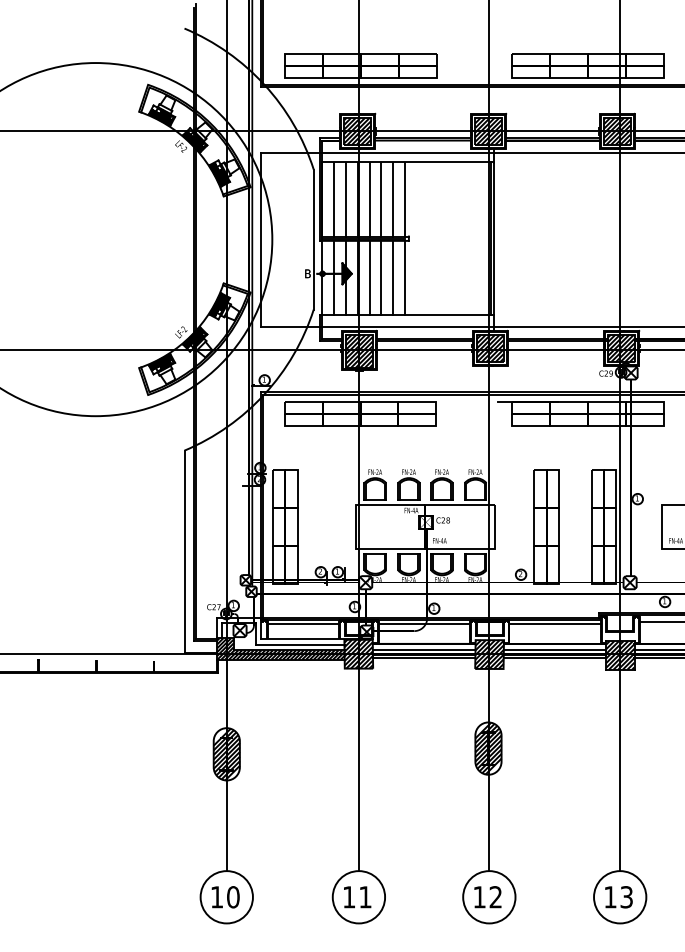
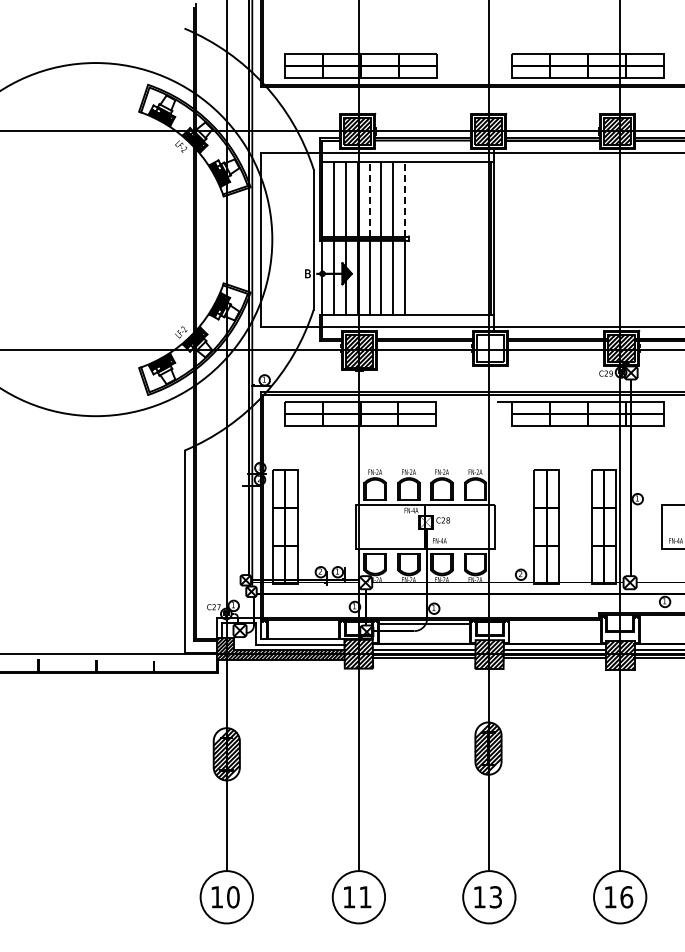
line: solid -> dashed (369, 199)
line: solid -> dashed (404, 199)
hatch: present -> none (489, 348)
line: present -> none (660, 622)
line: present -> none (303, 624)
line: present -> none (554, 624)
text: 12 -> 13 (495, 897)
text: 13 -> 16 (626, 897)
